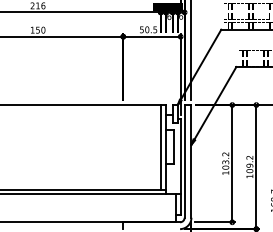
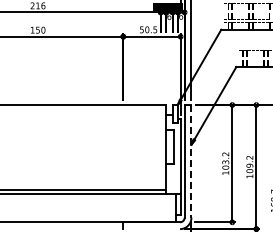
line: present -> none (160, 147)
line: solid -> dashed (191, 161)
